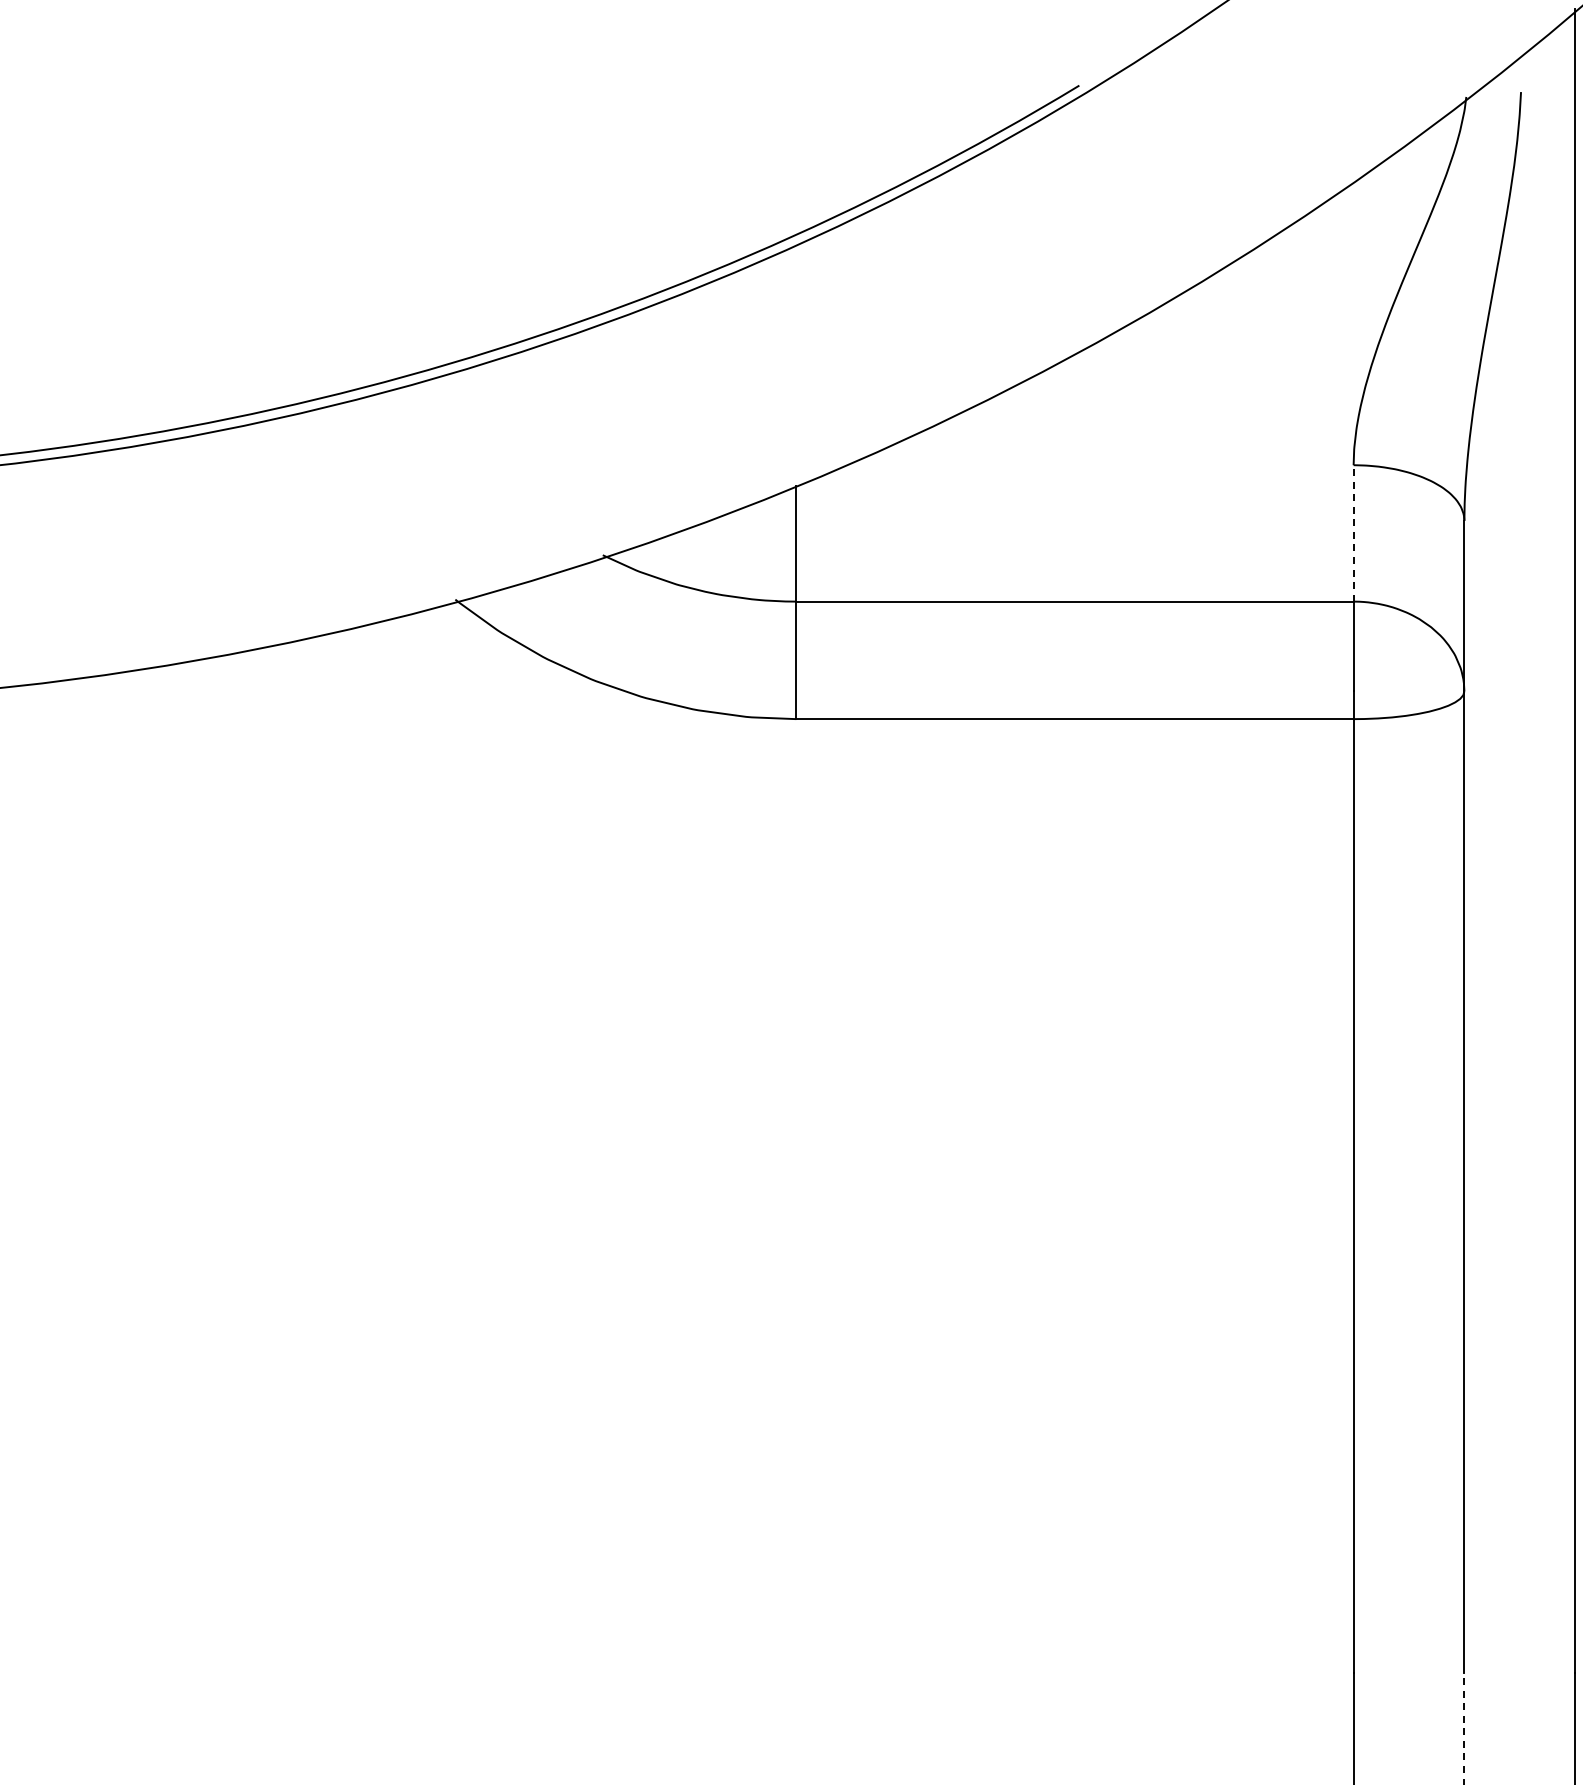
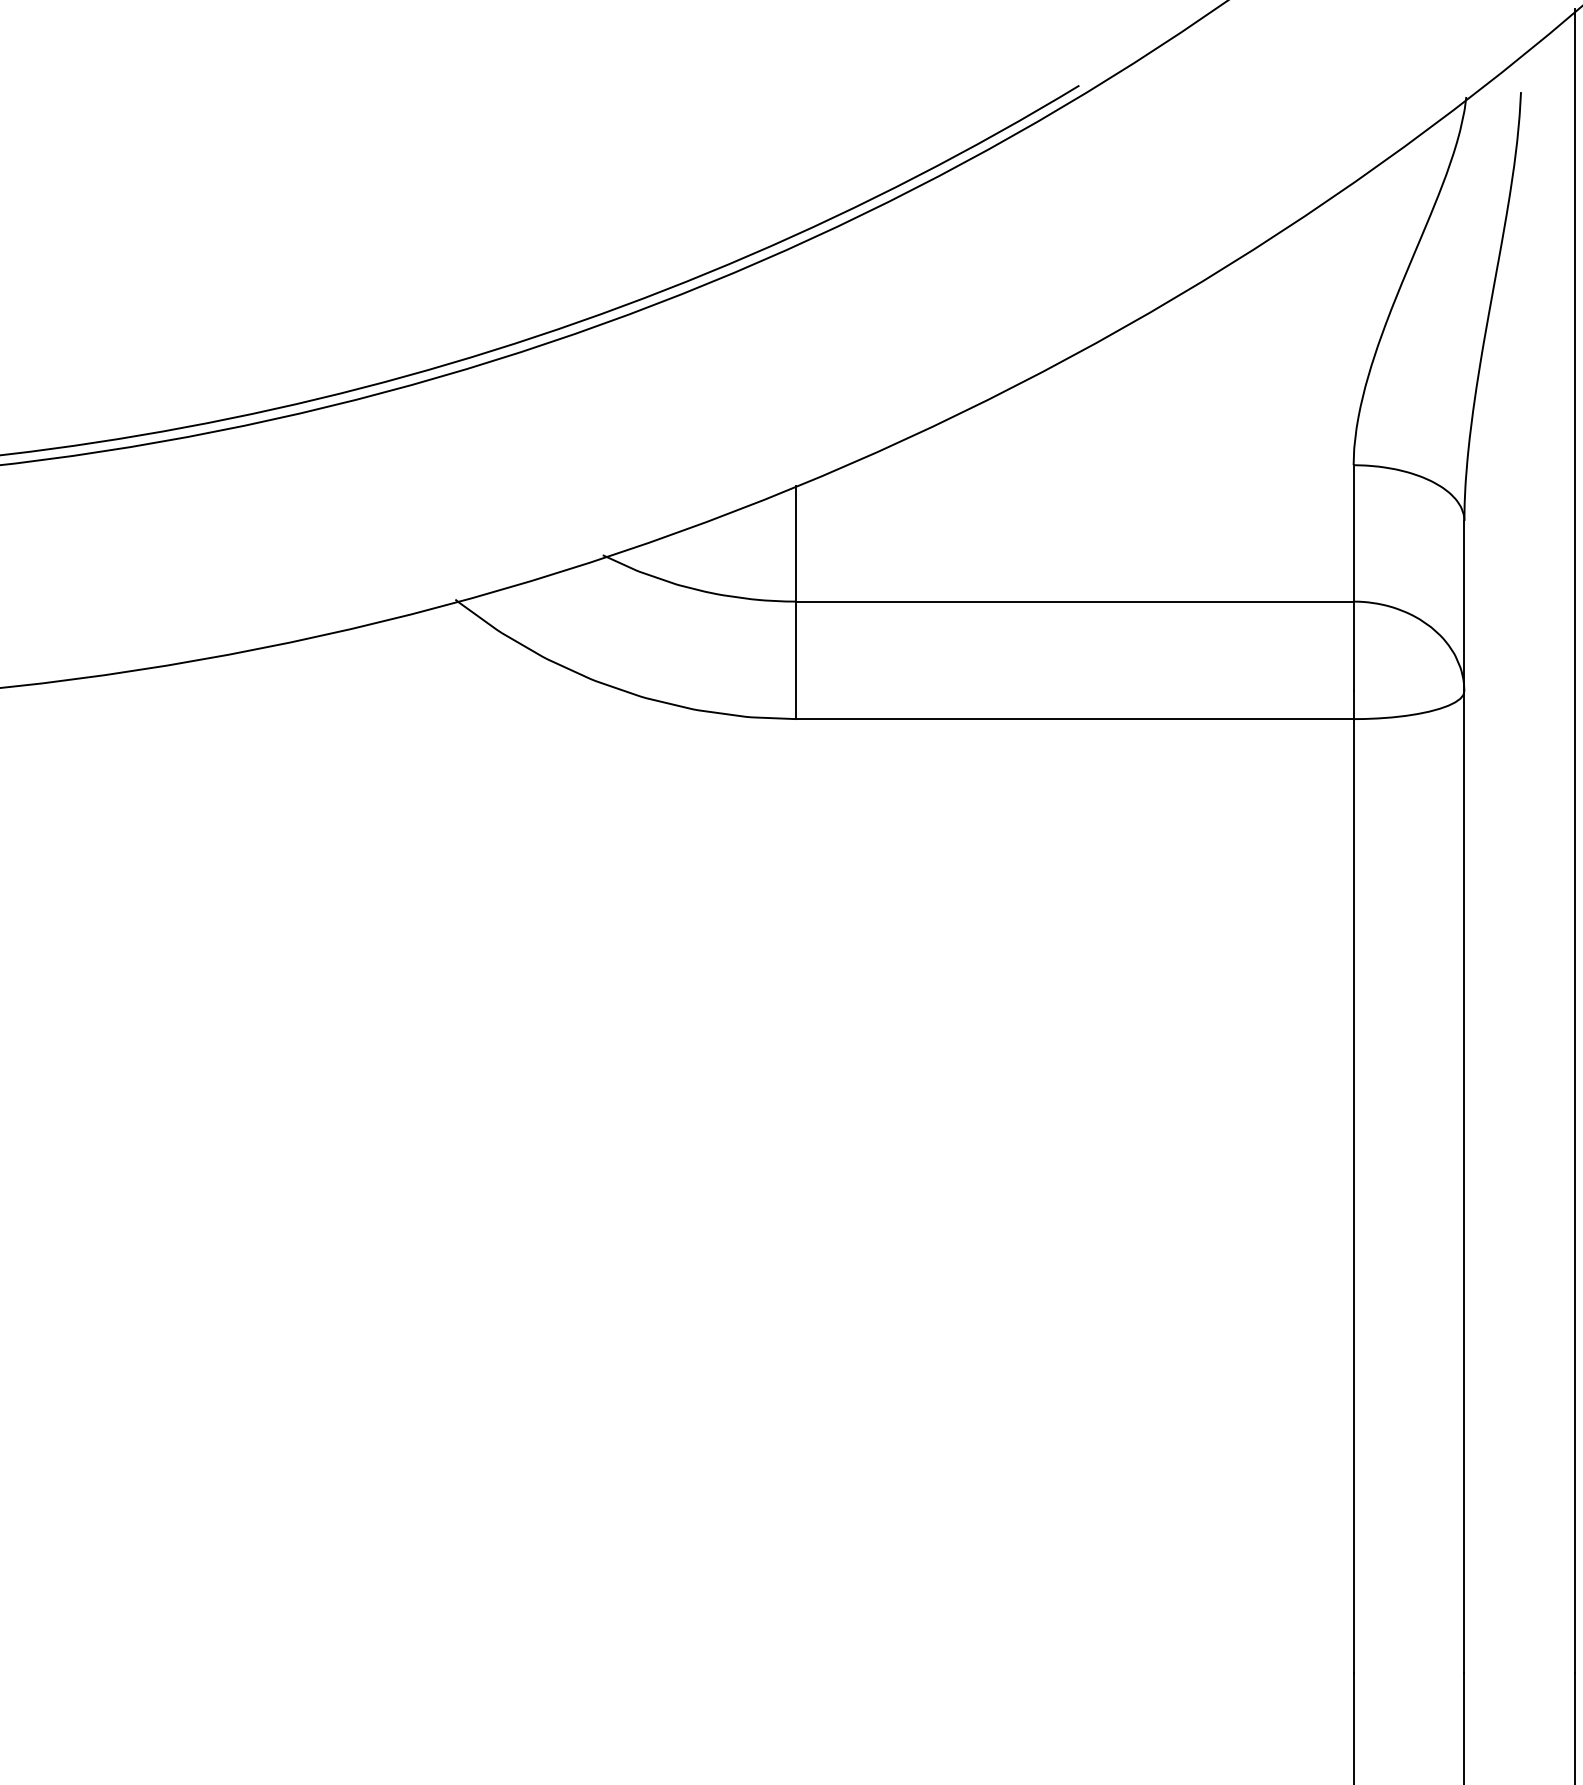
line: dashed -> solid (1353, 532)
line: dashed -> solid (1464, 1728)
